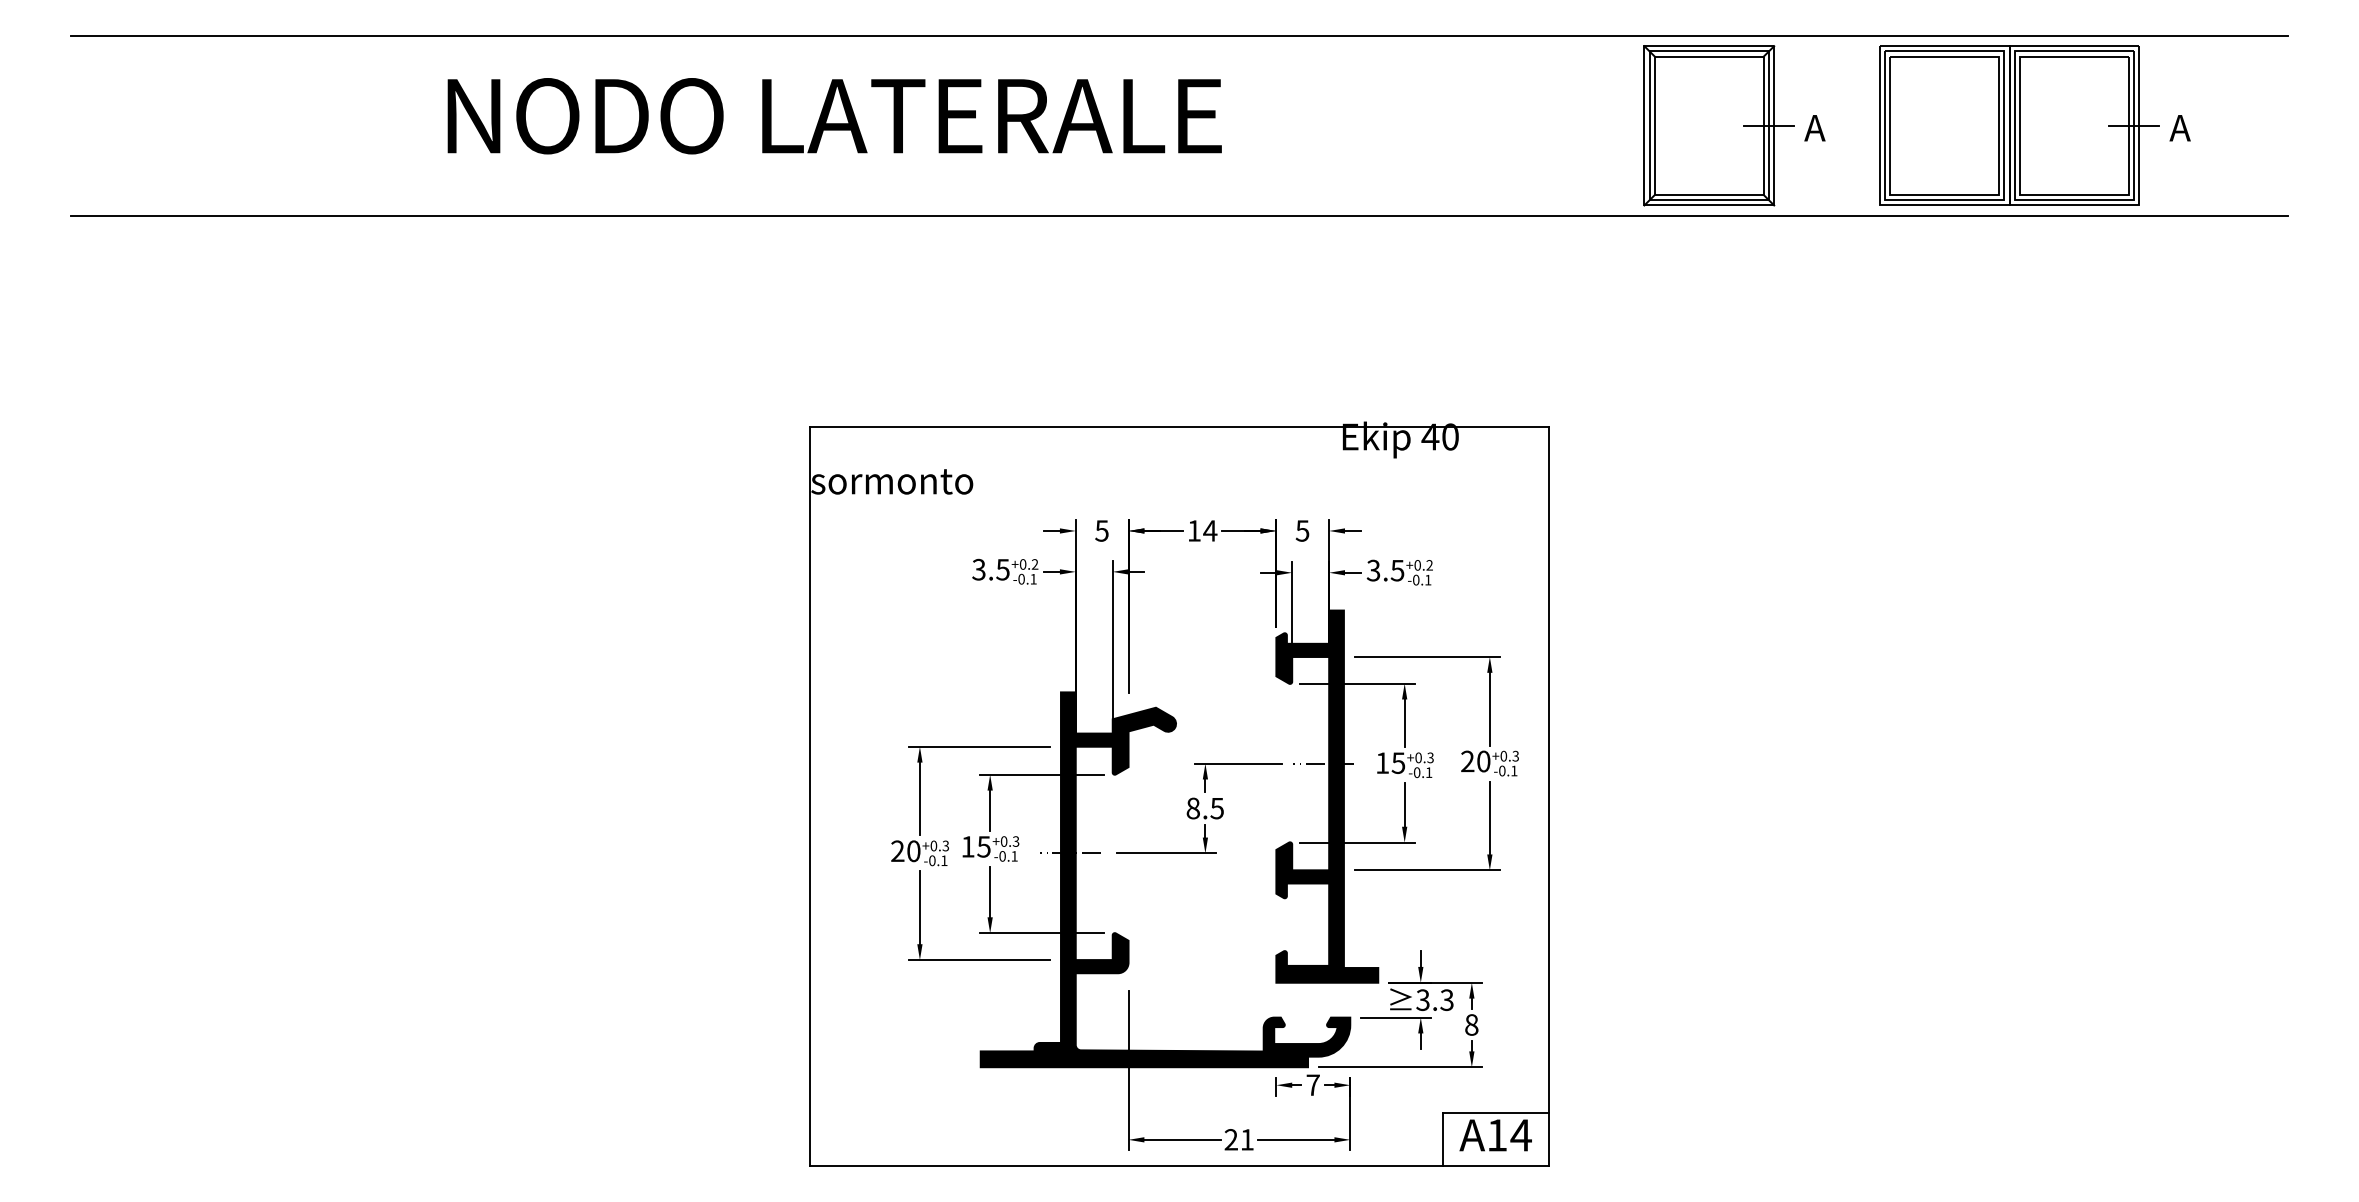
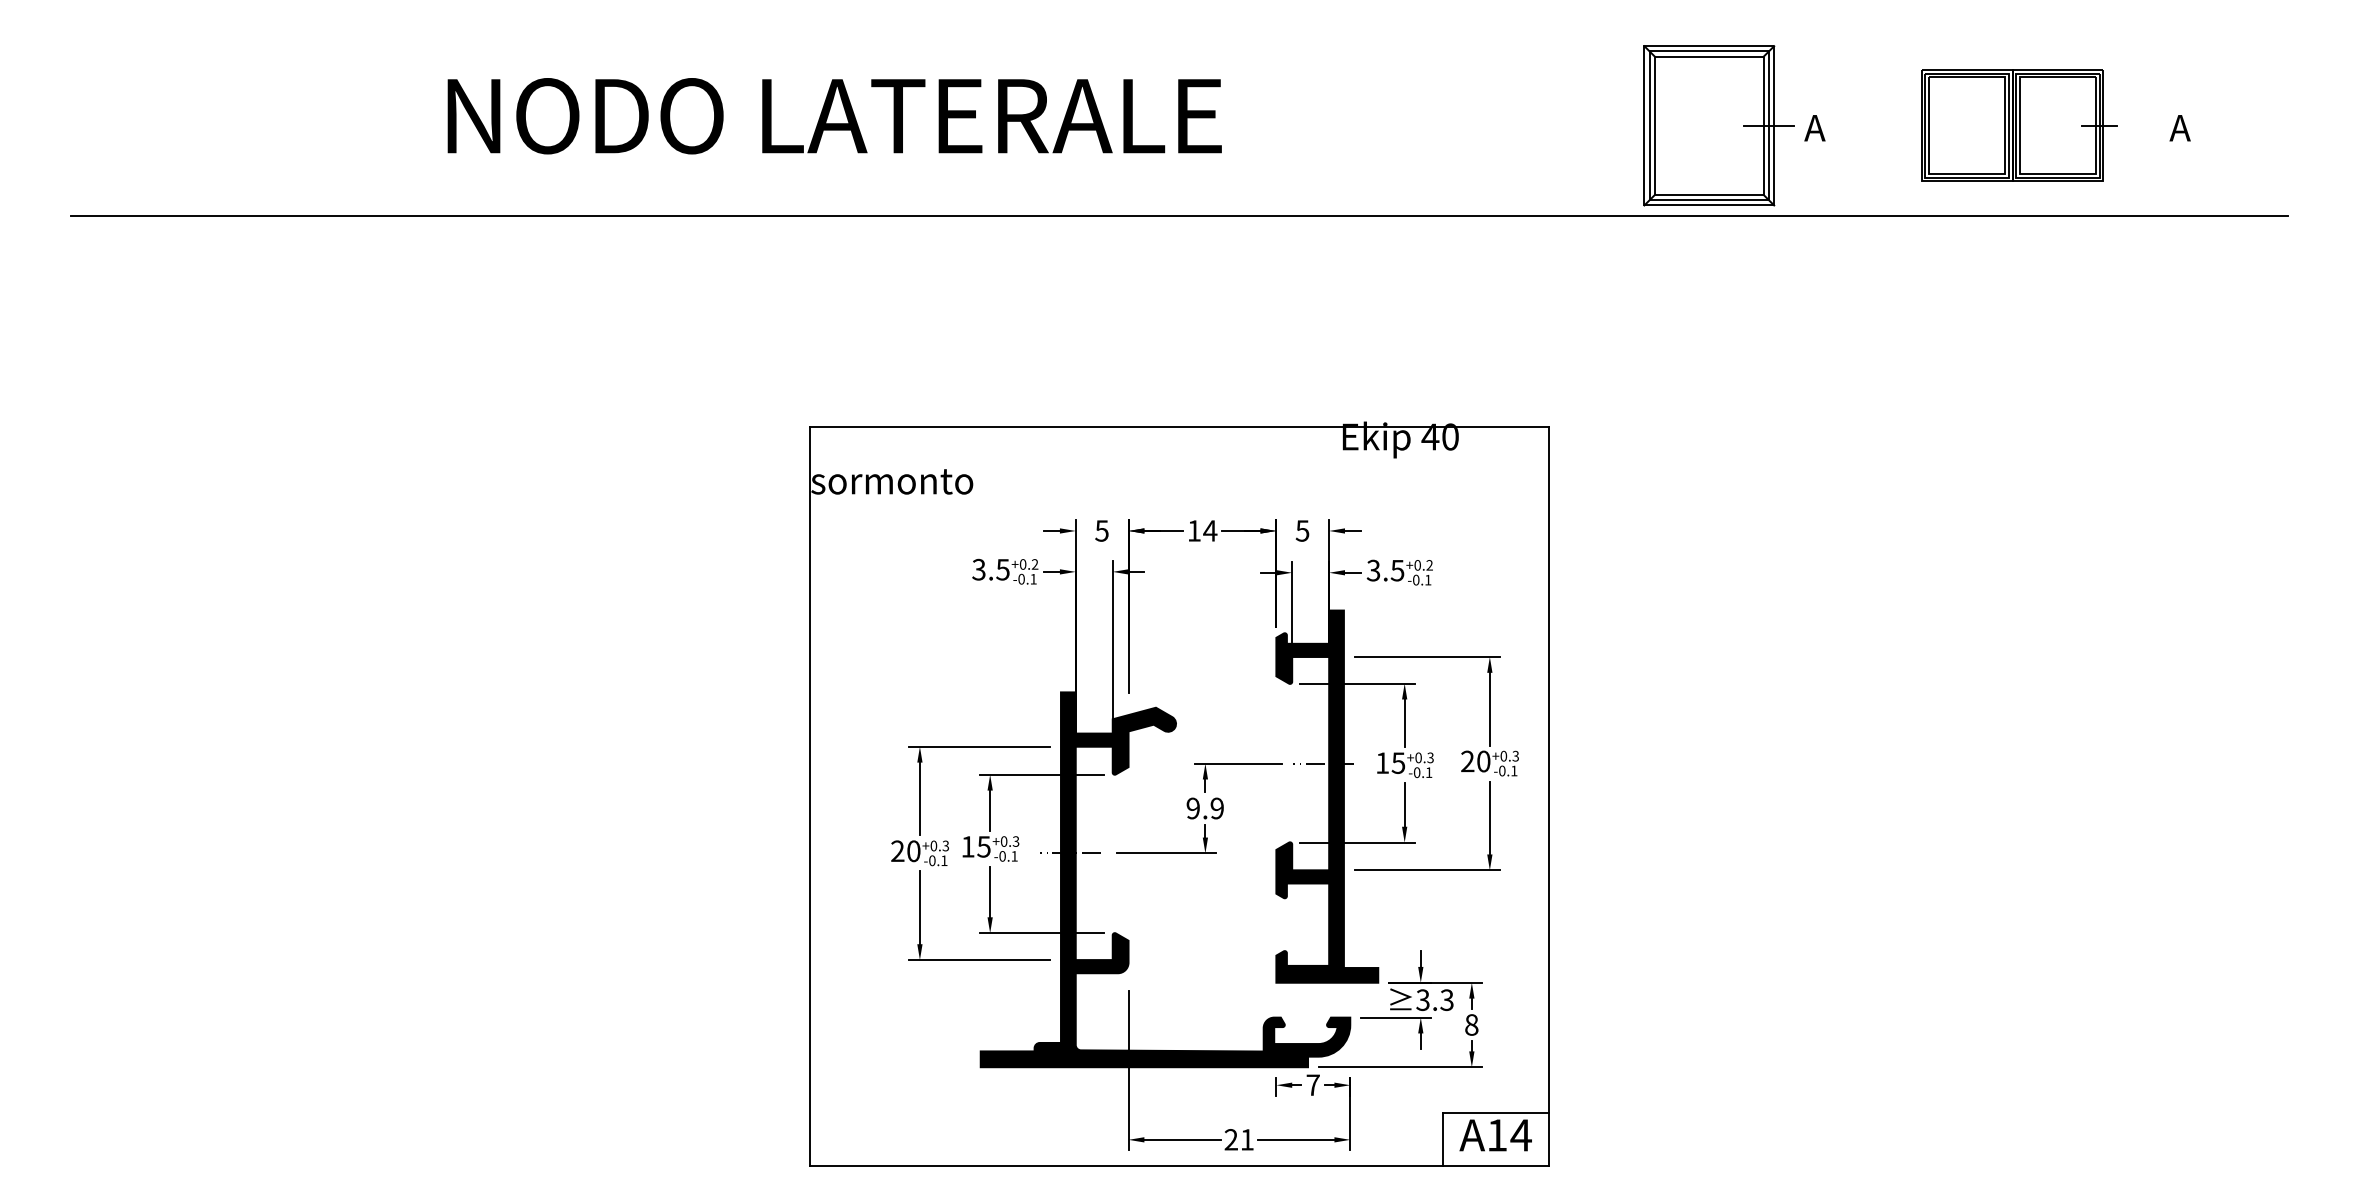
line: present -> none (1179, 36)
part size: 281x161 px -> 197x113 px (2019, 125)
text: 8.5 -> 9.9 (1204, 808)
